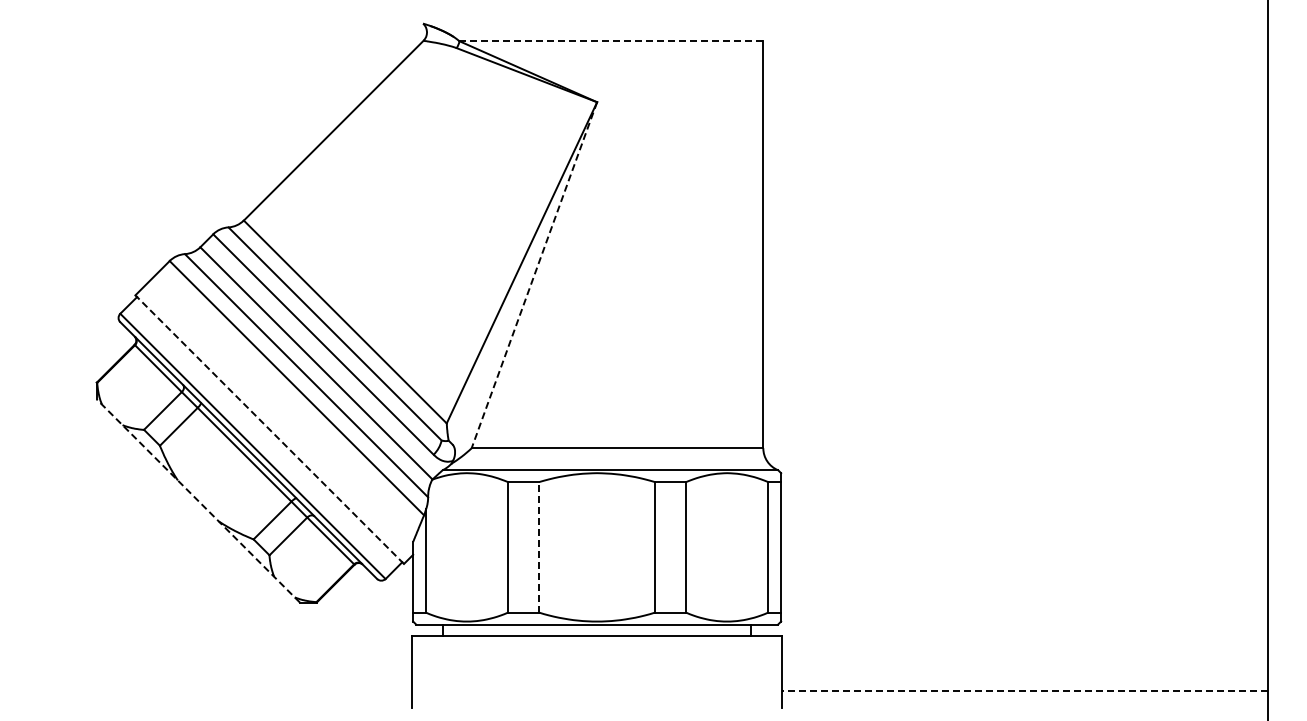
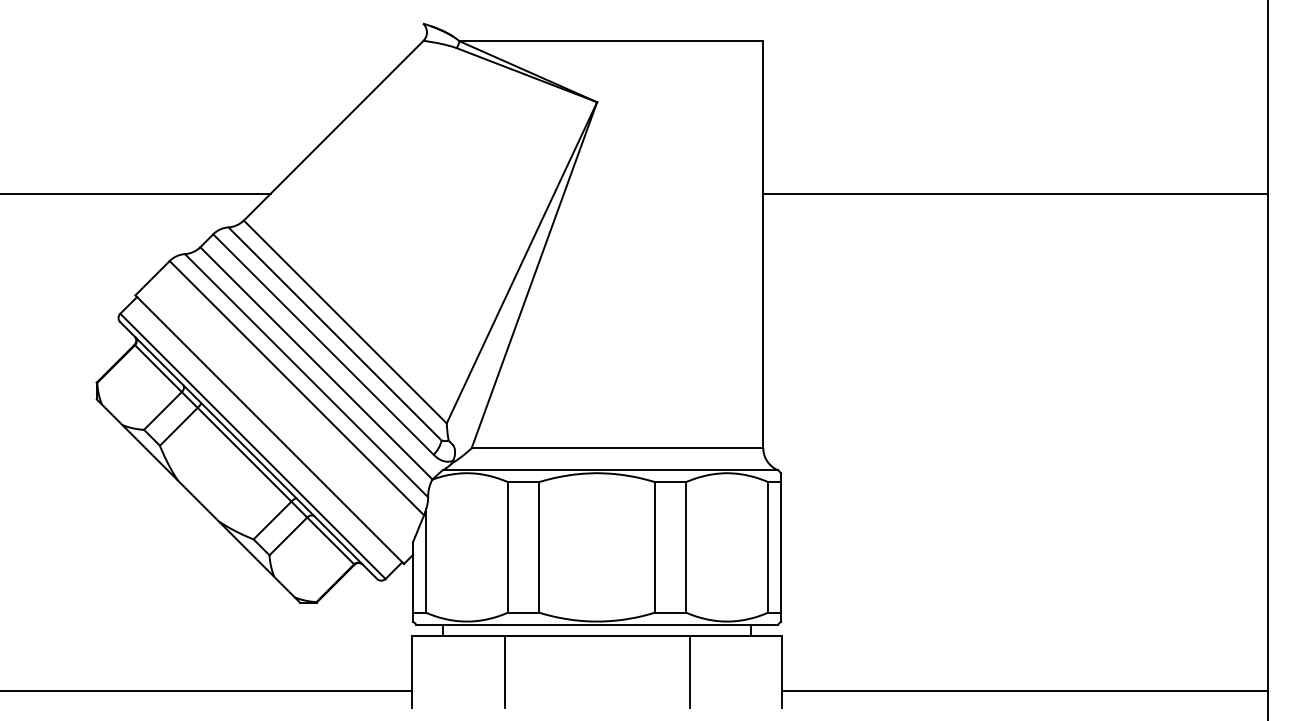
line: dashed -> solid (611, 41)
line: none -> present (136, 193)
line: none -> present (1015, 193)
line: dashed -> solid (534, 275)
line: dashed -> solid (269, 429)
line: dashed -> solid (198, 501)
line: dashed -> solid (539, 546)
line: none -> present (504, 671)
line: none -> present (689, 671)
line: none -> present (207, 690)
line: dashed -> solid (1024, 690)
